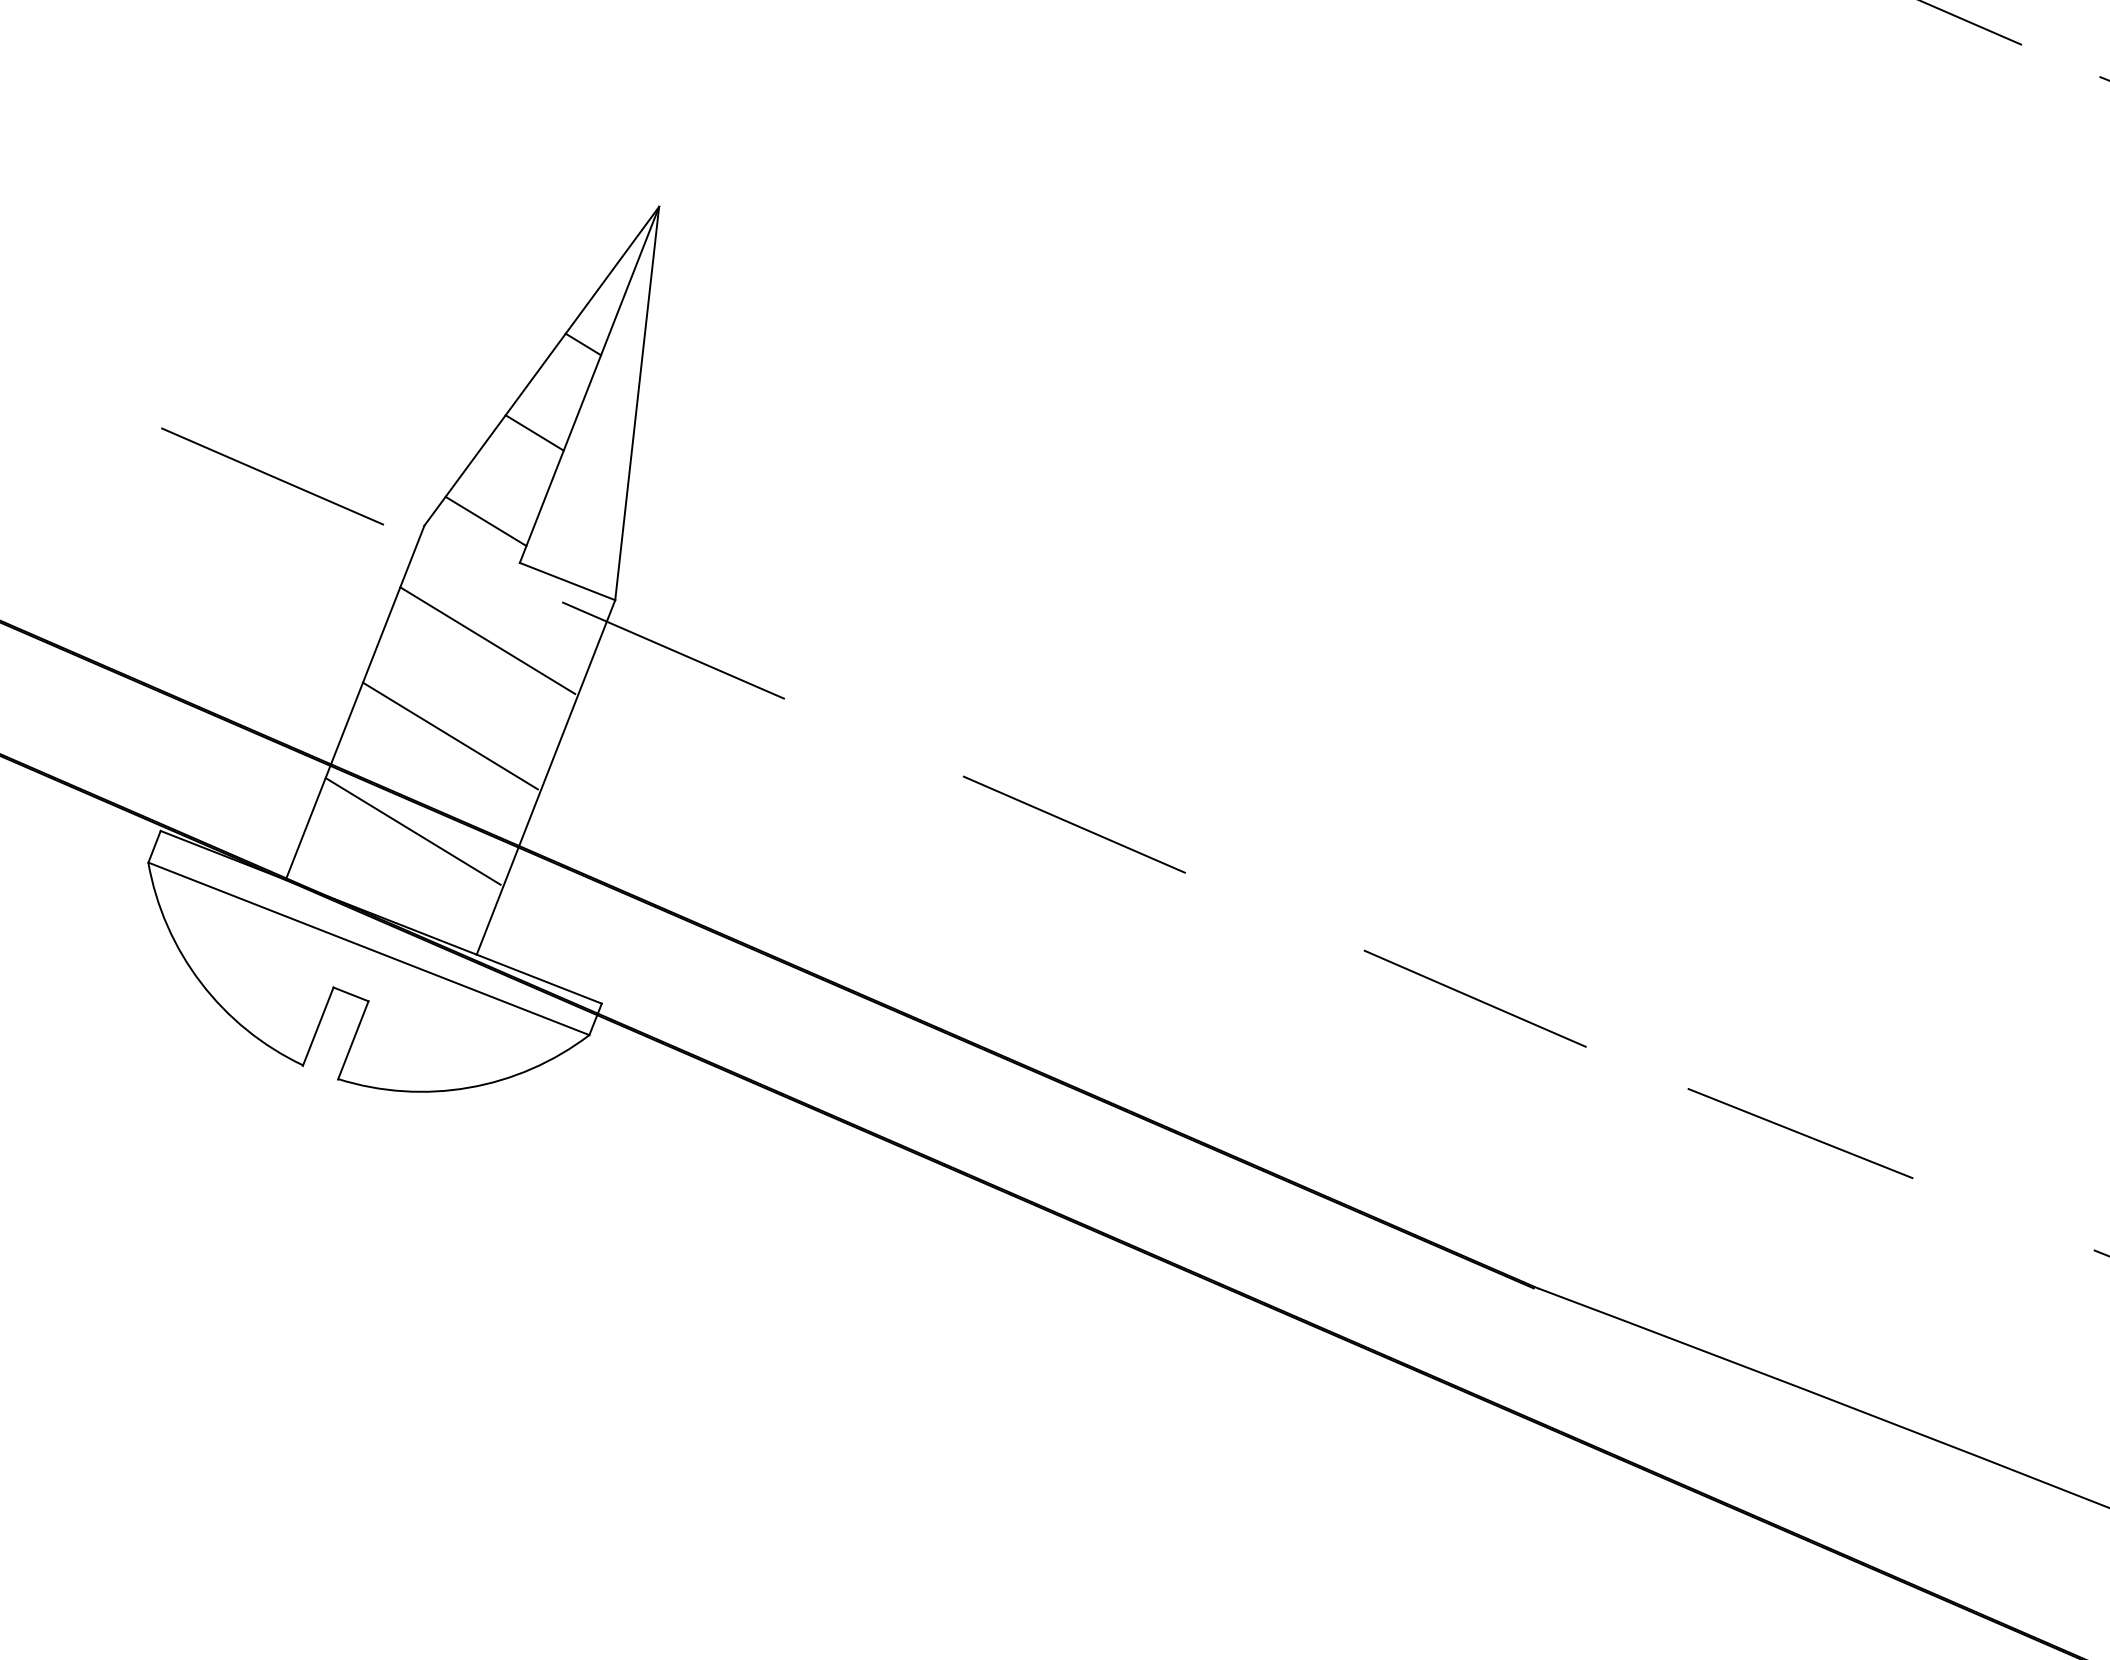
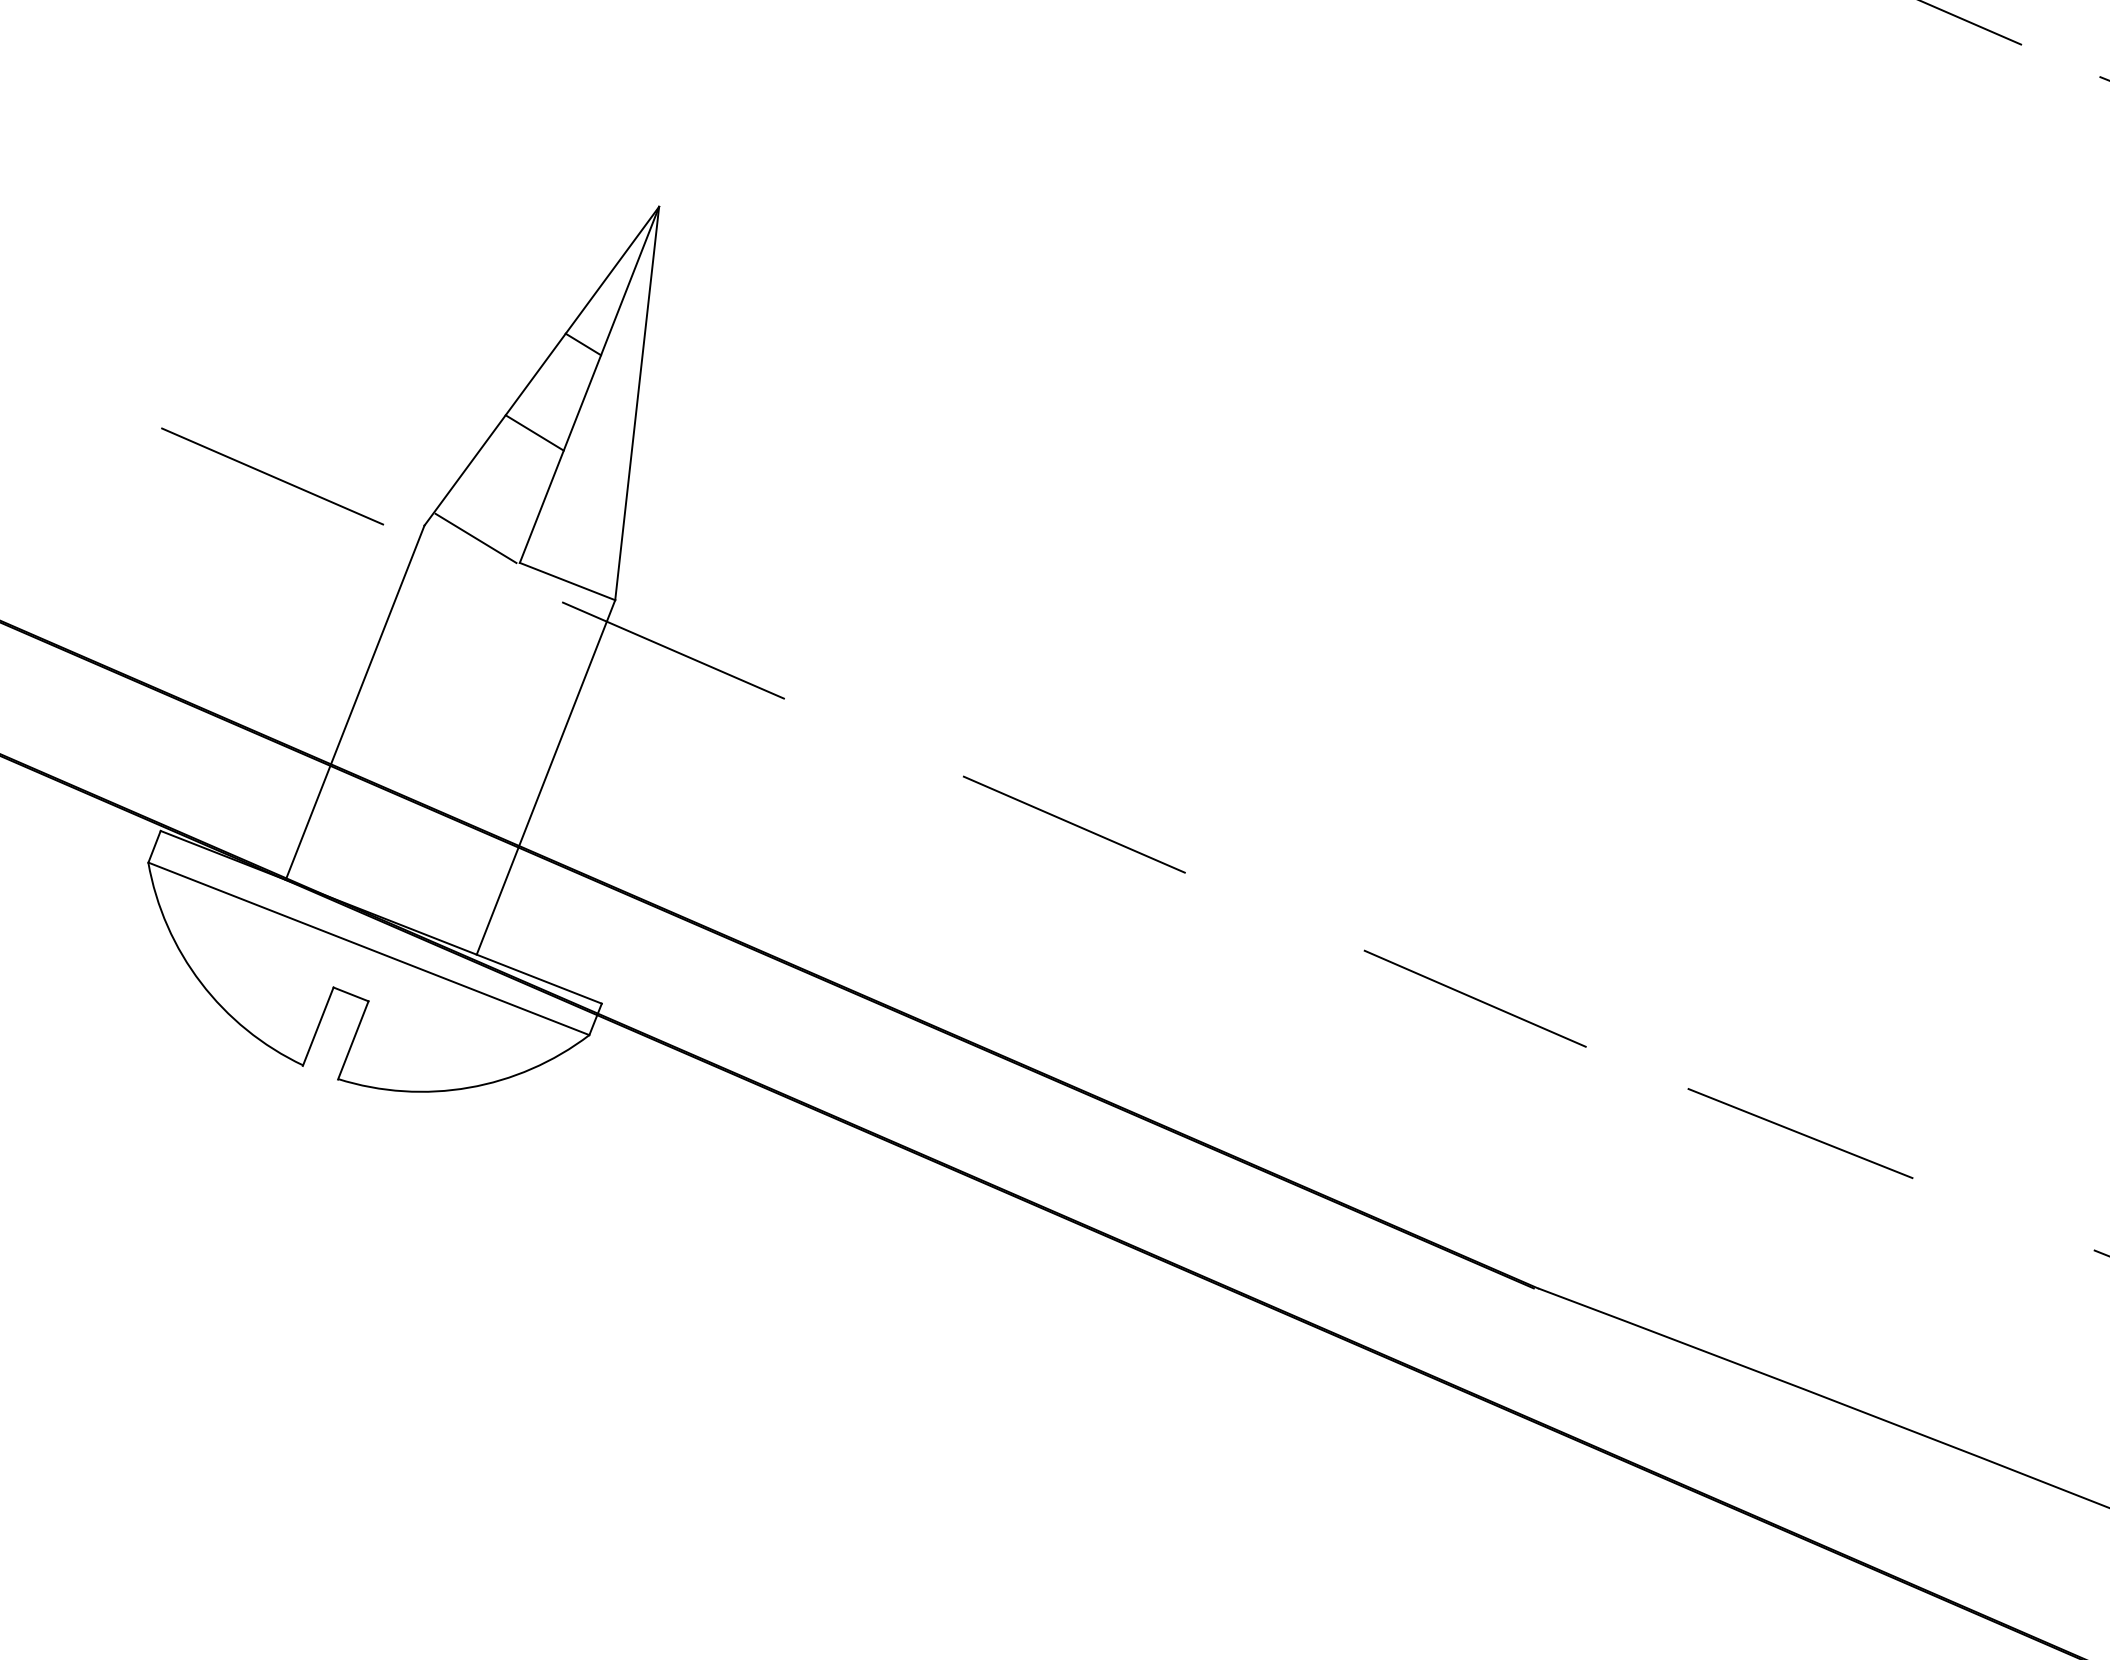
line position: (485, 521) -> (475, 538) (475, 538)
line: present -> none (487, 640)
line: present -> none (450, 735)
line: present -> none (412, 831)
